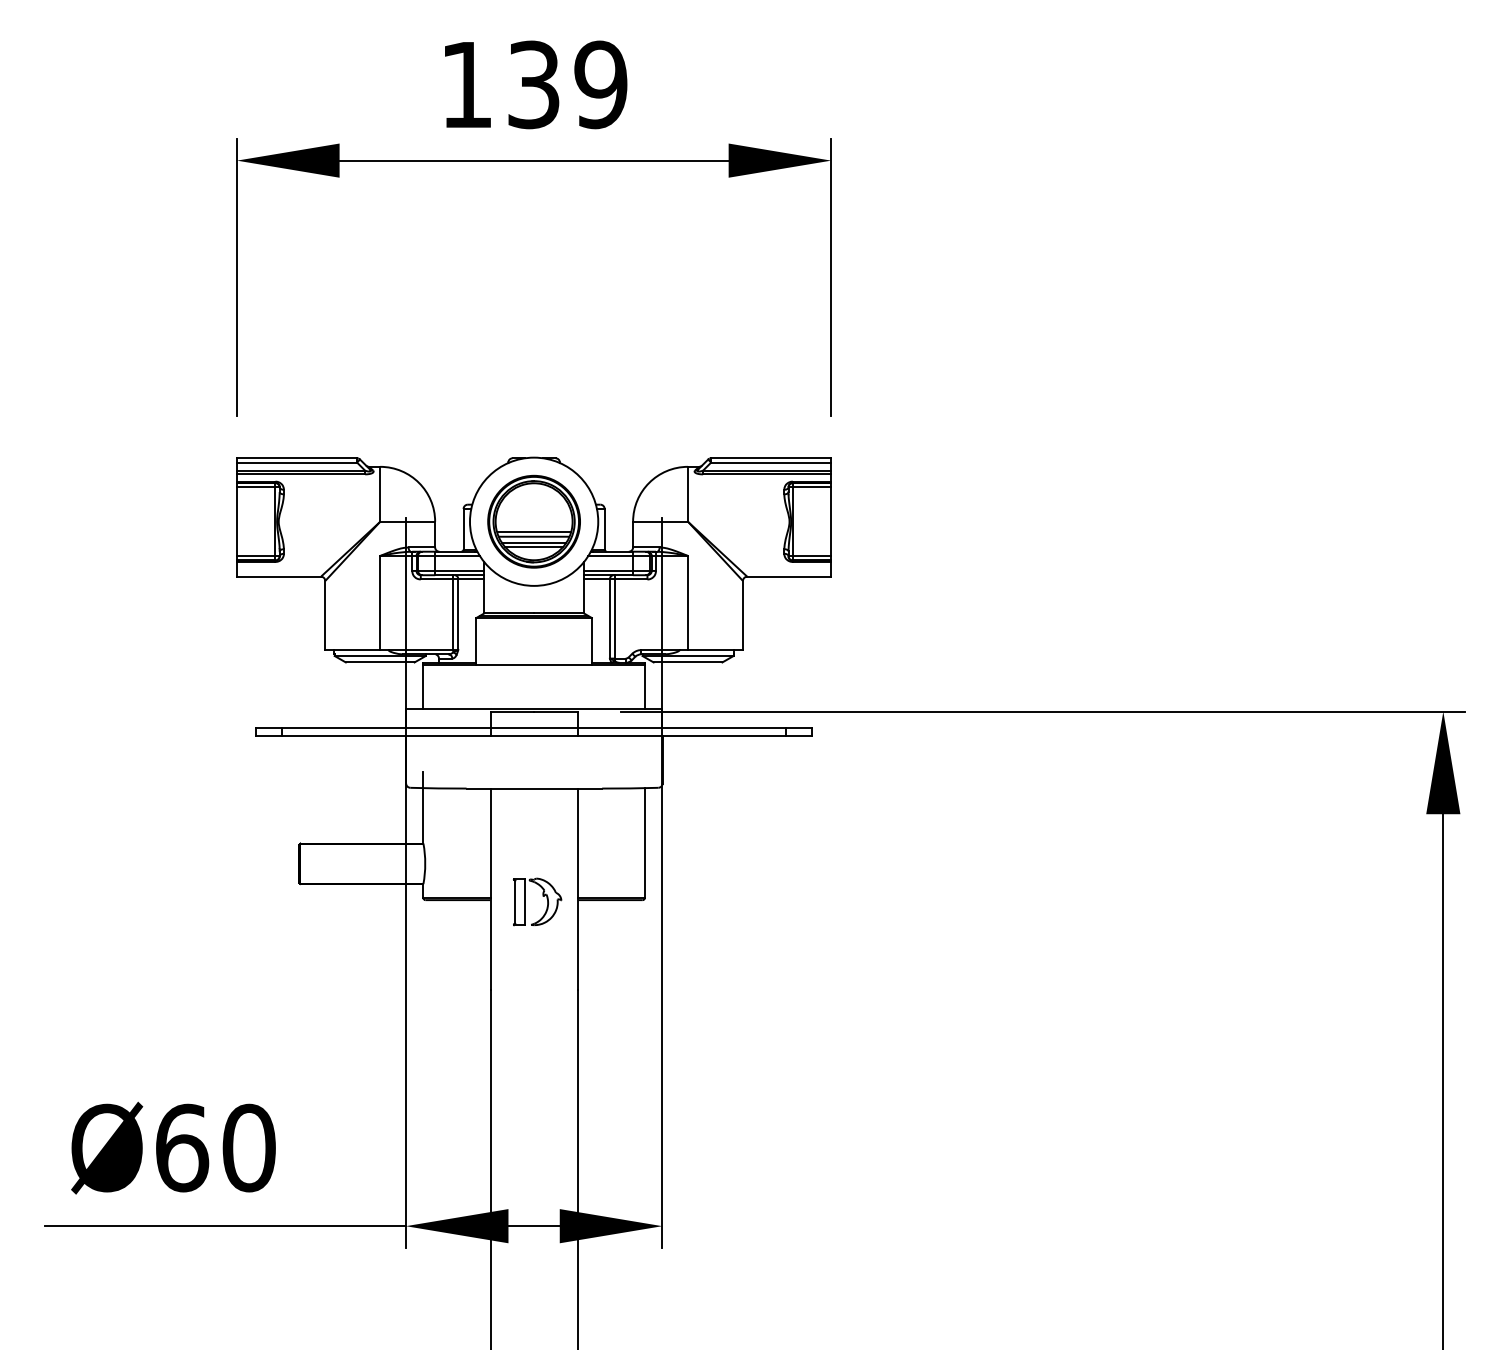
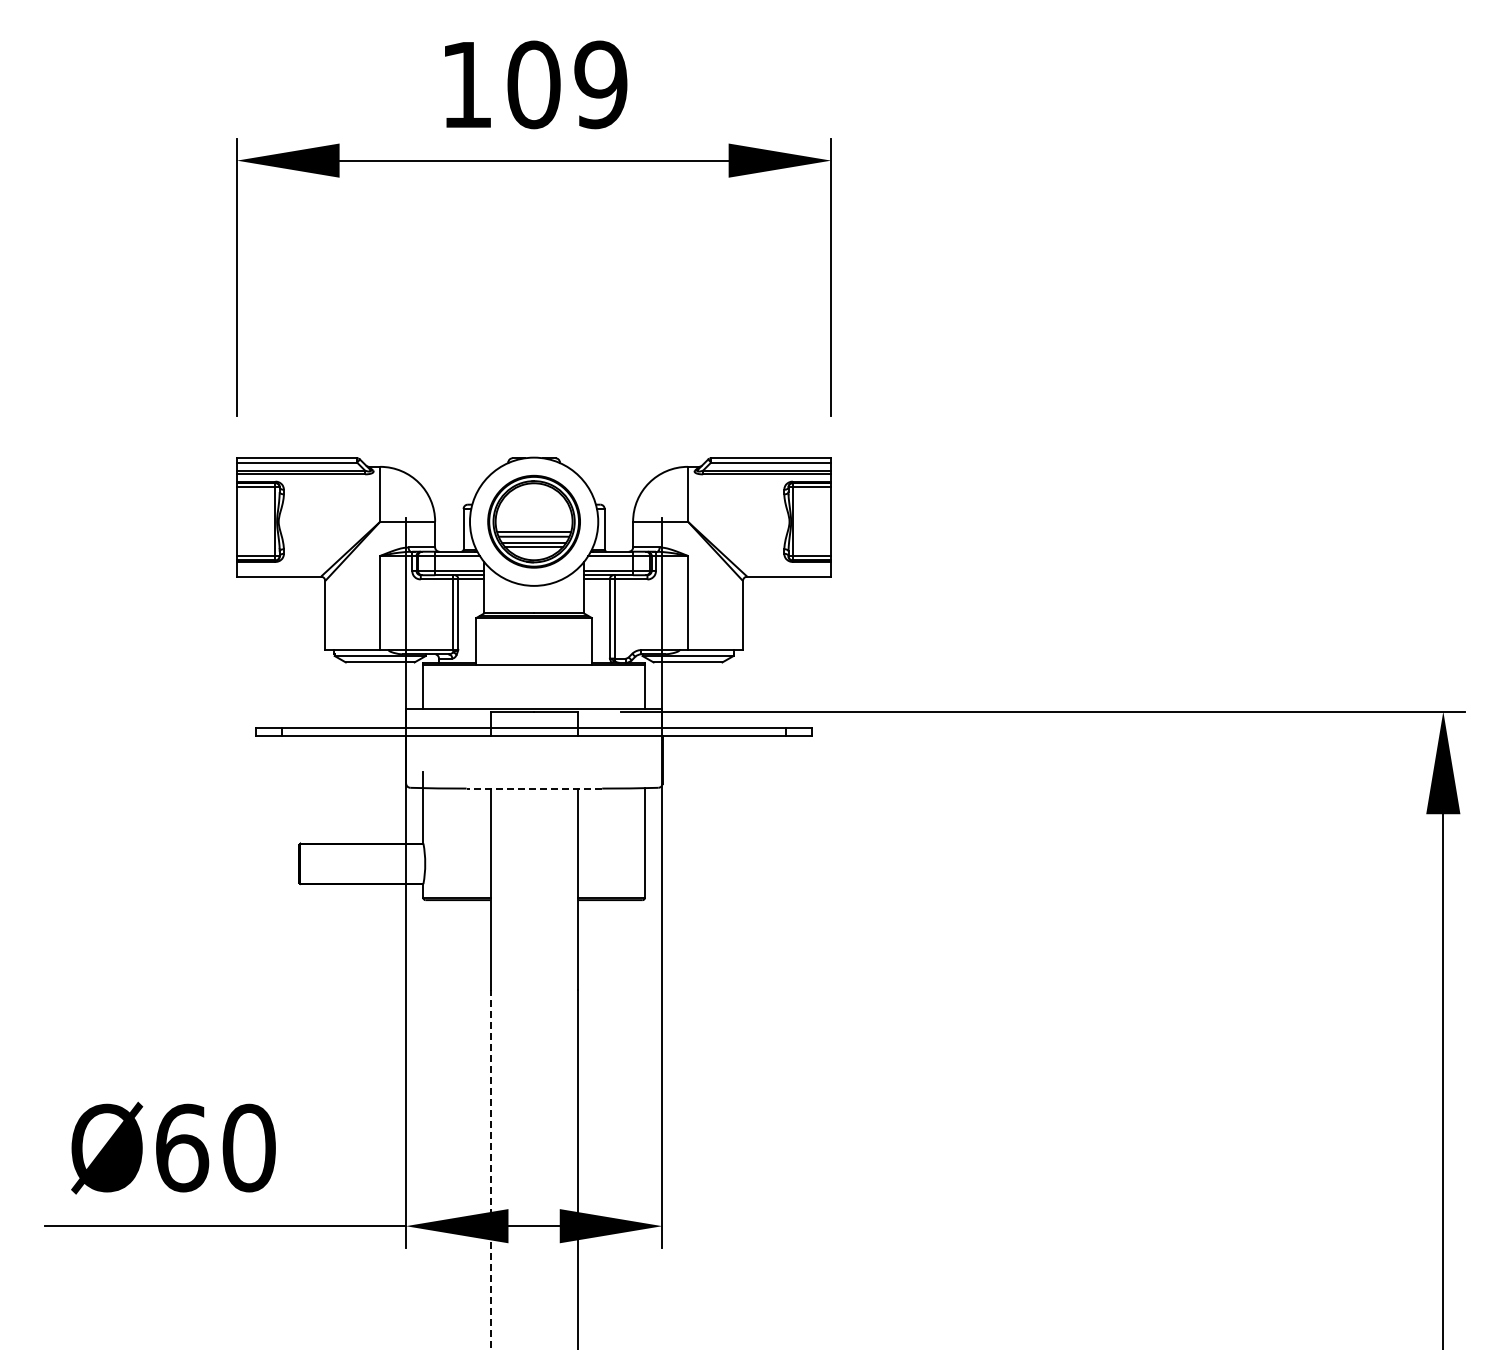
text: 139 -> 109 (533, 84)
line: solid -> dashed (534, 788)
part: present -> none (542, 896)
line: solid -> dashed (490, 1169)
